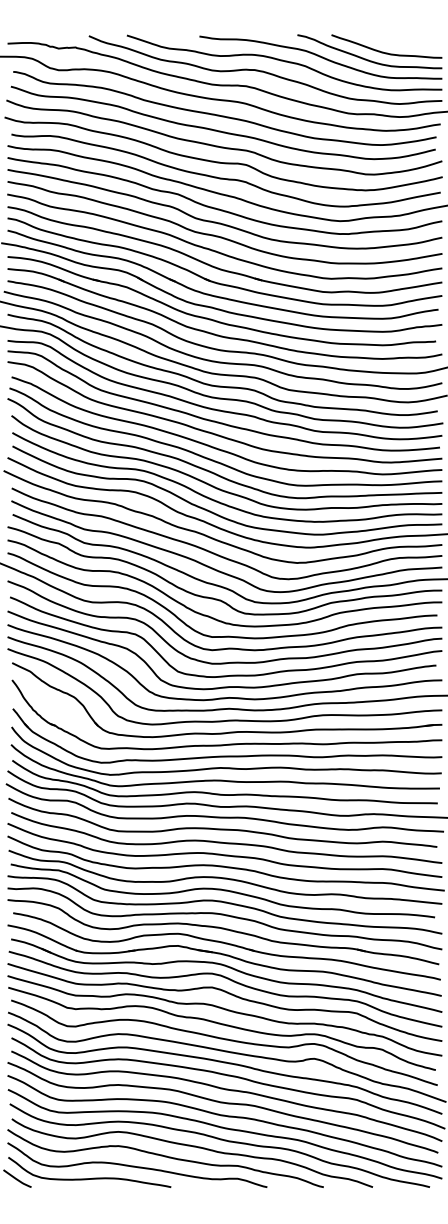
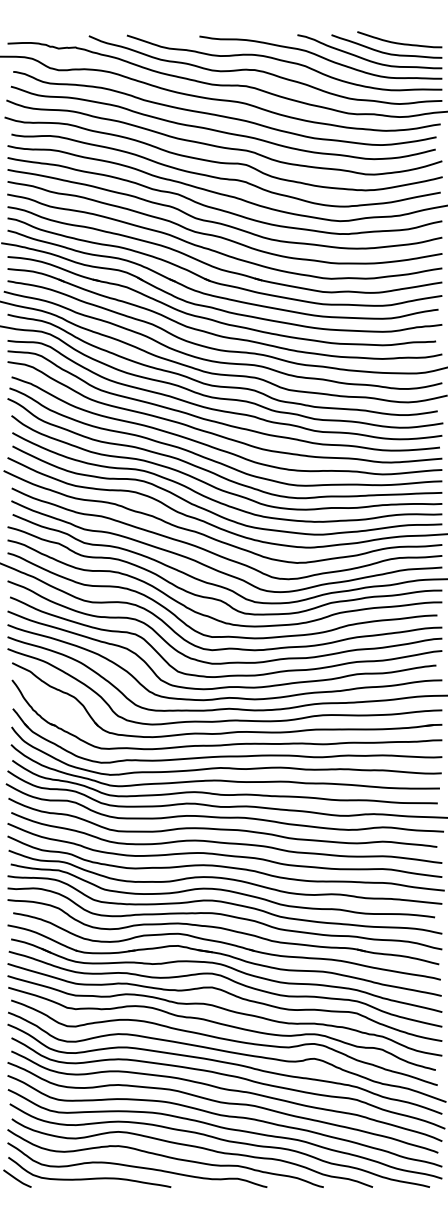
curve: none -> present (399, 42)
